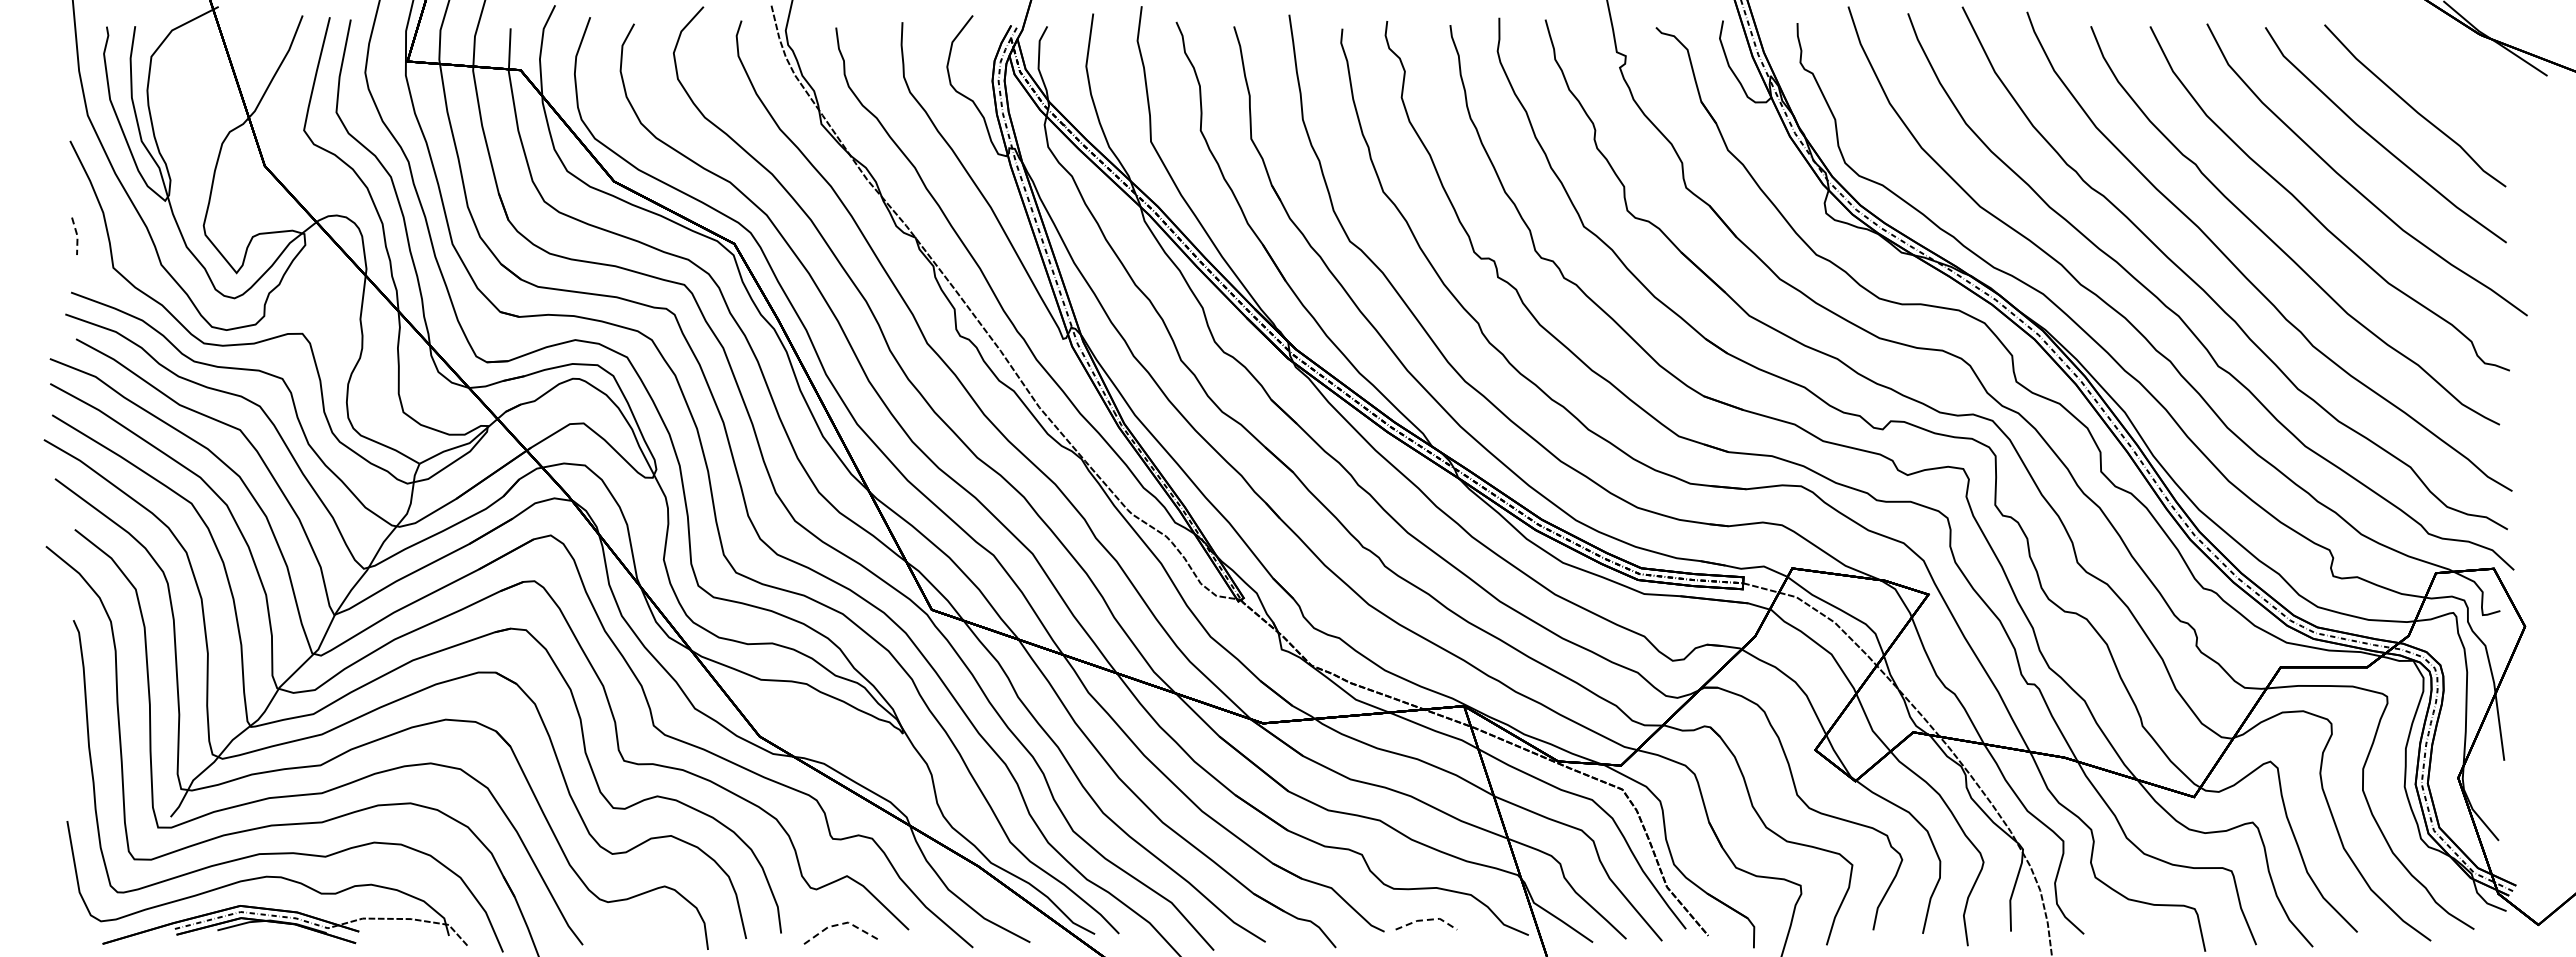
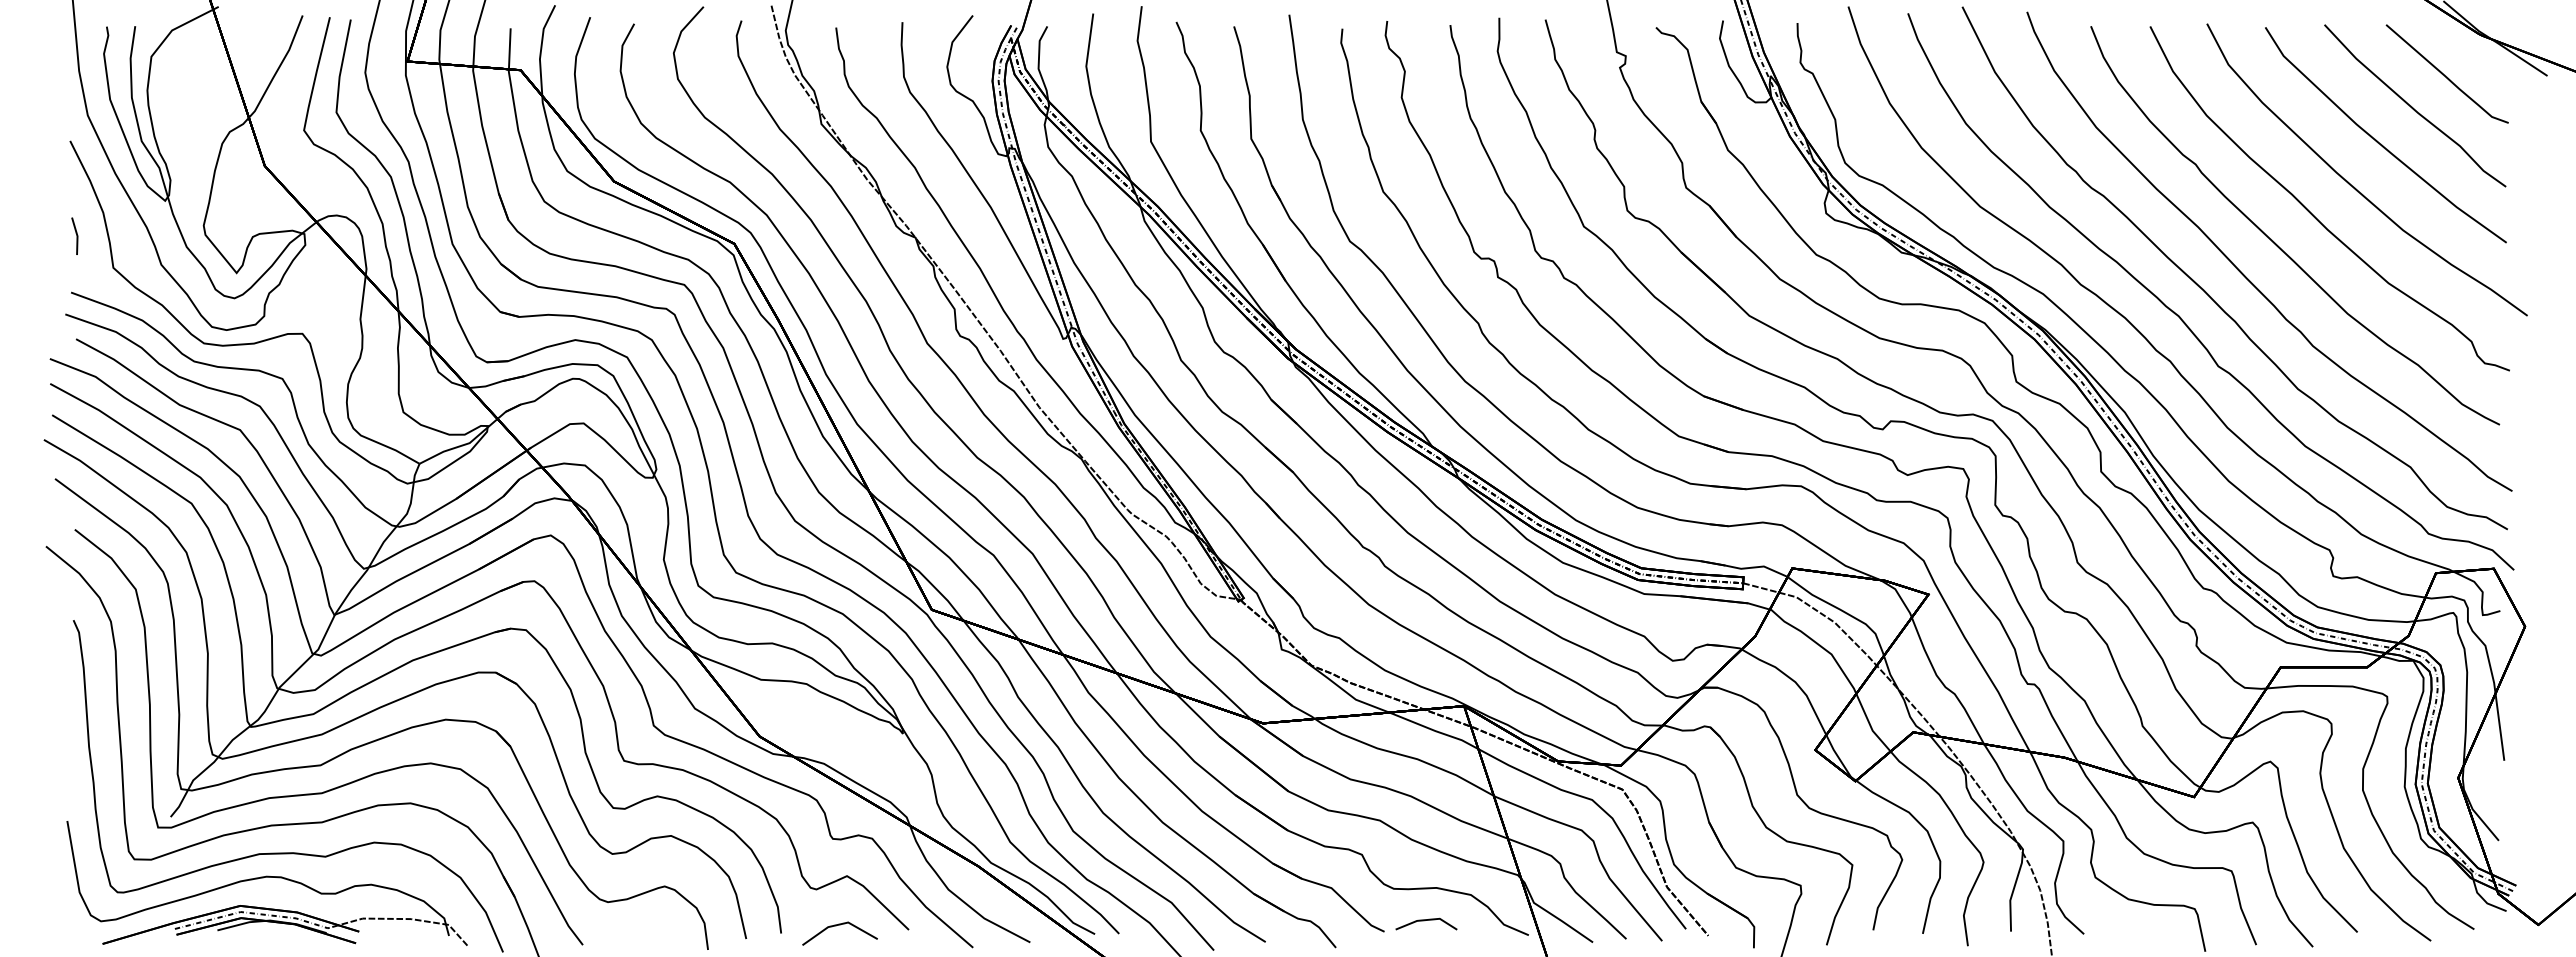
curve: none -> present (2444, 74)
line: dashed -> solid (77, 236)
line: dashed -> solid (1426, 919)
line: dashed -> solid (838, 924)
